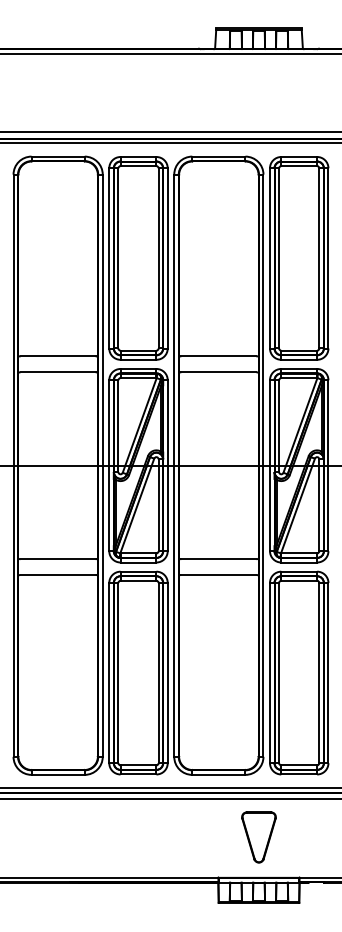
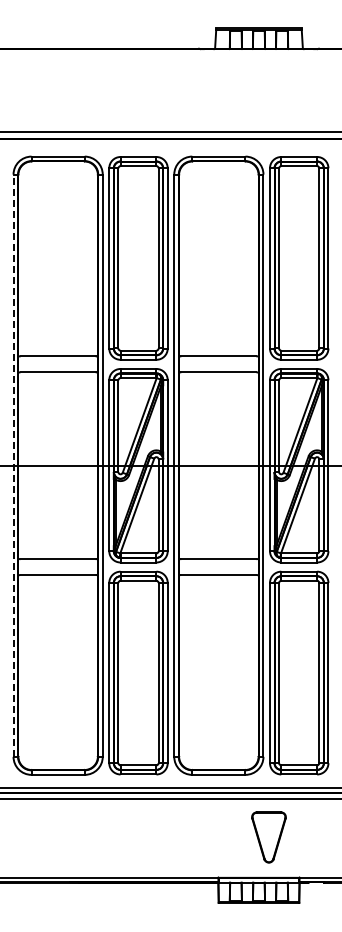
line: present -> none (170, 53)
line: present -> none (170, 143)
line: solid -> dashed (13, 465)
part position: (258, 837) -> (268, 837) (268, 837)
